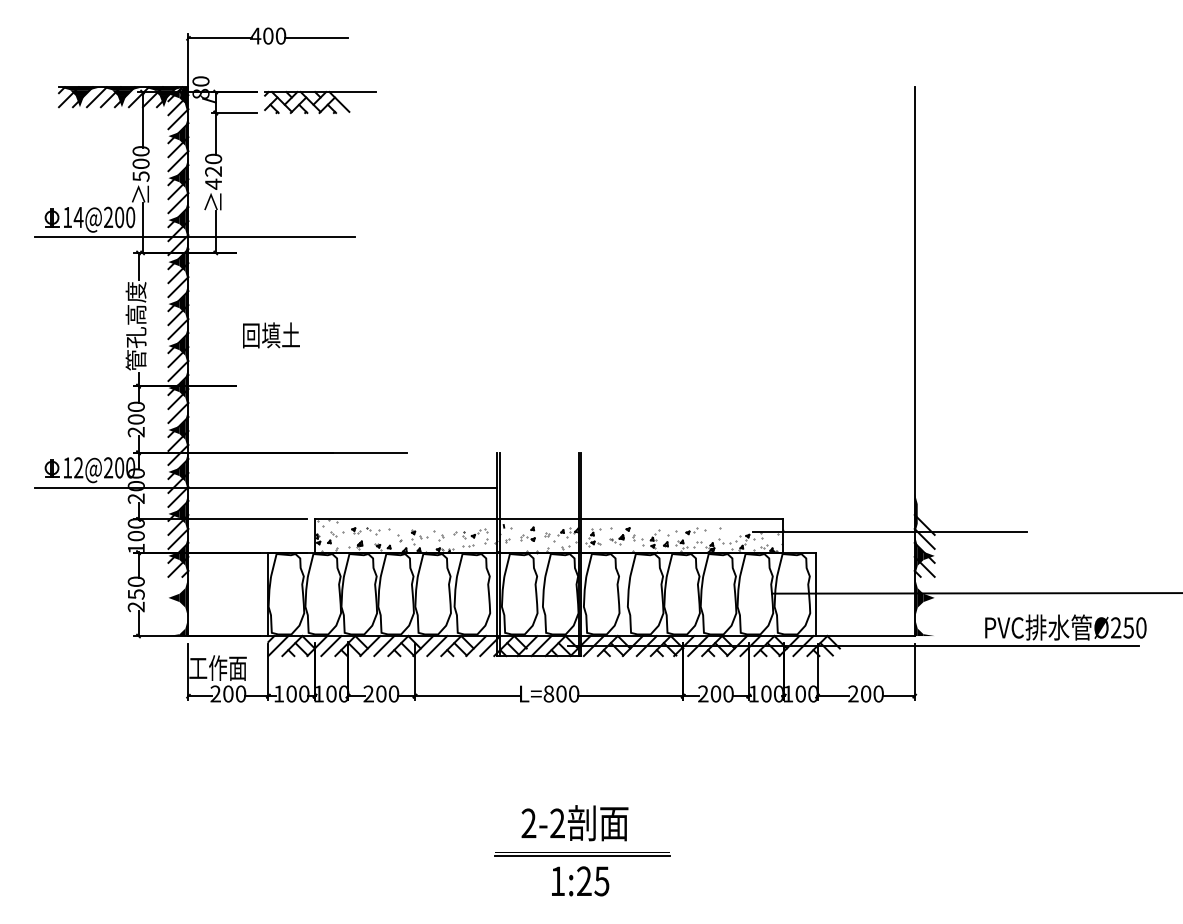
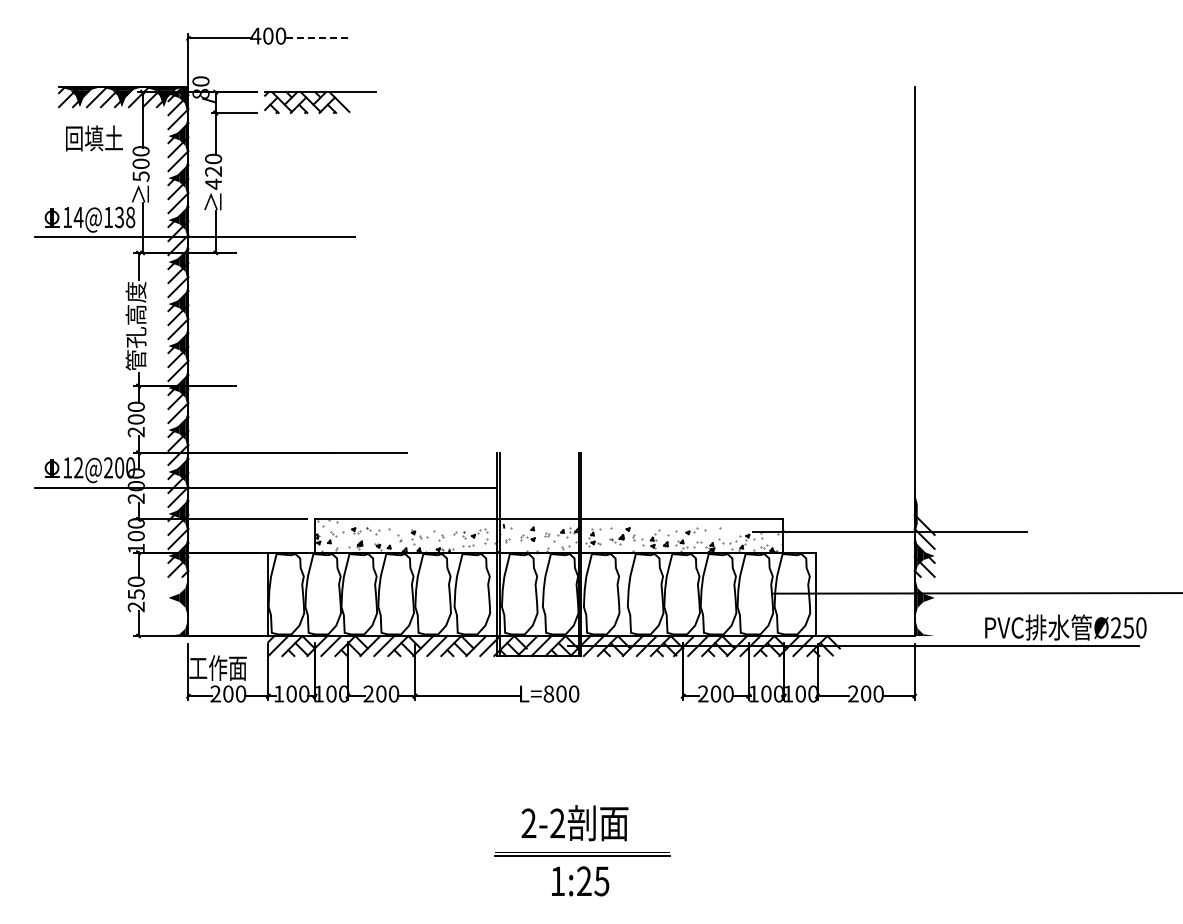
line: solid -> dashed (316, 38)
text: 14@200 -> 14@138 (119, 217)
text position: (271, 335) -> (94, 138) (94, 138)
line: present -> none (630, 696)
